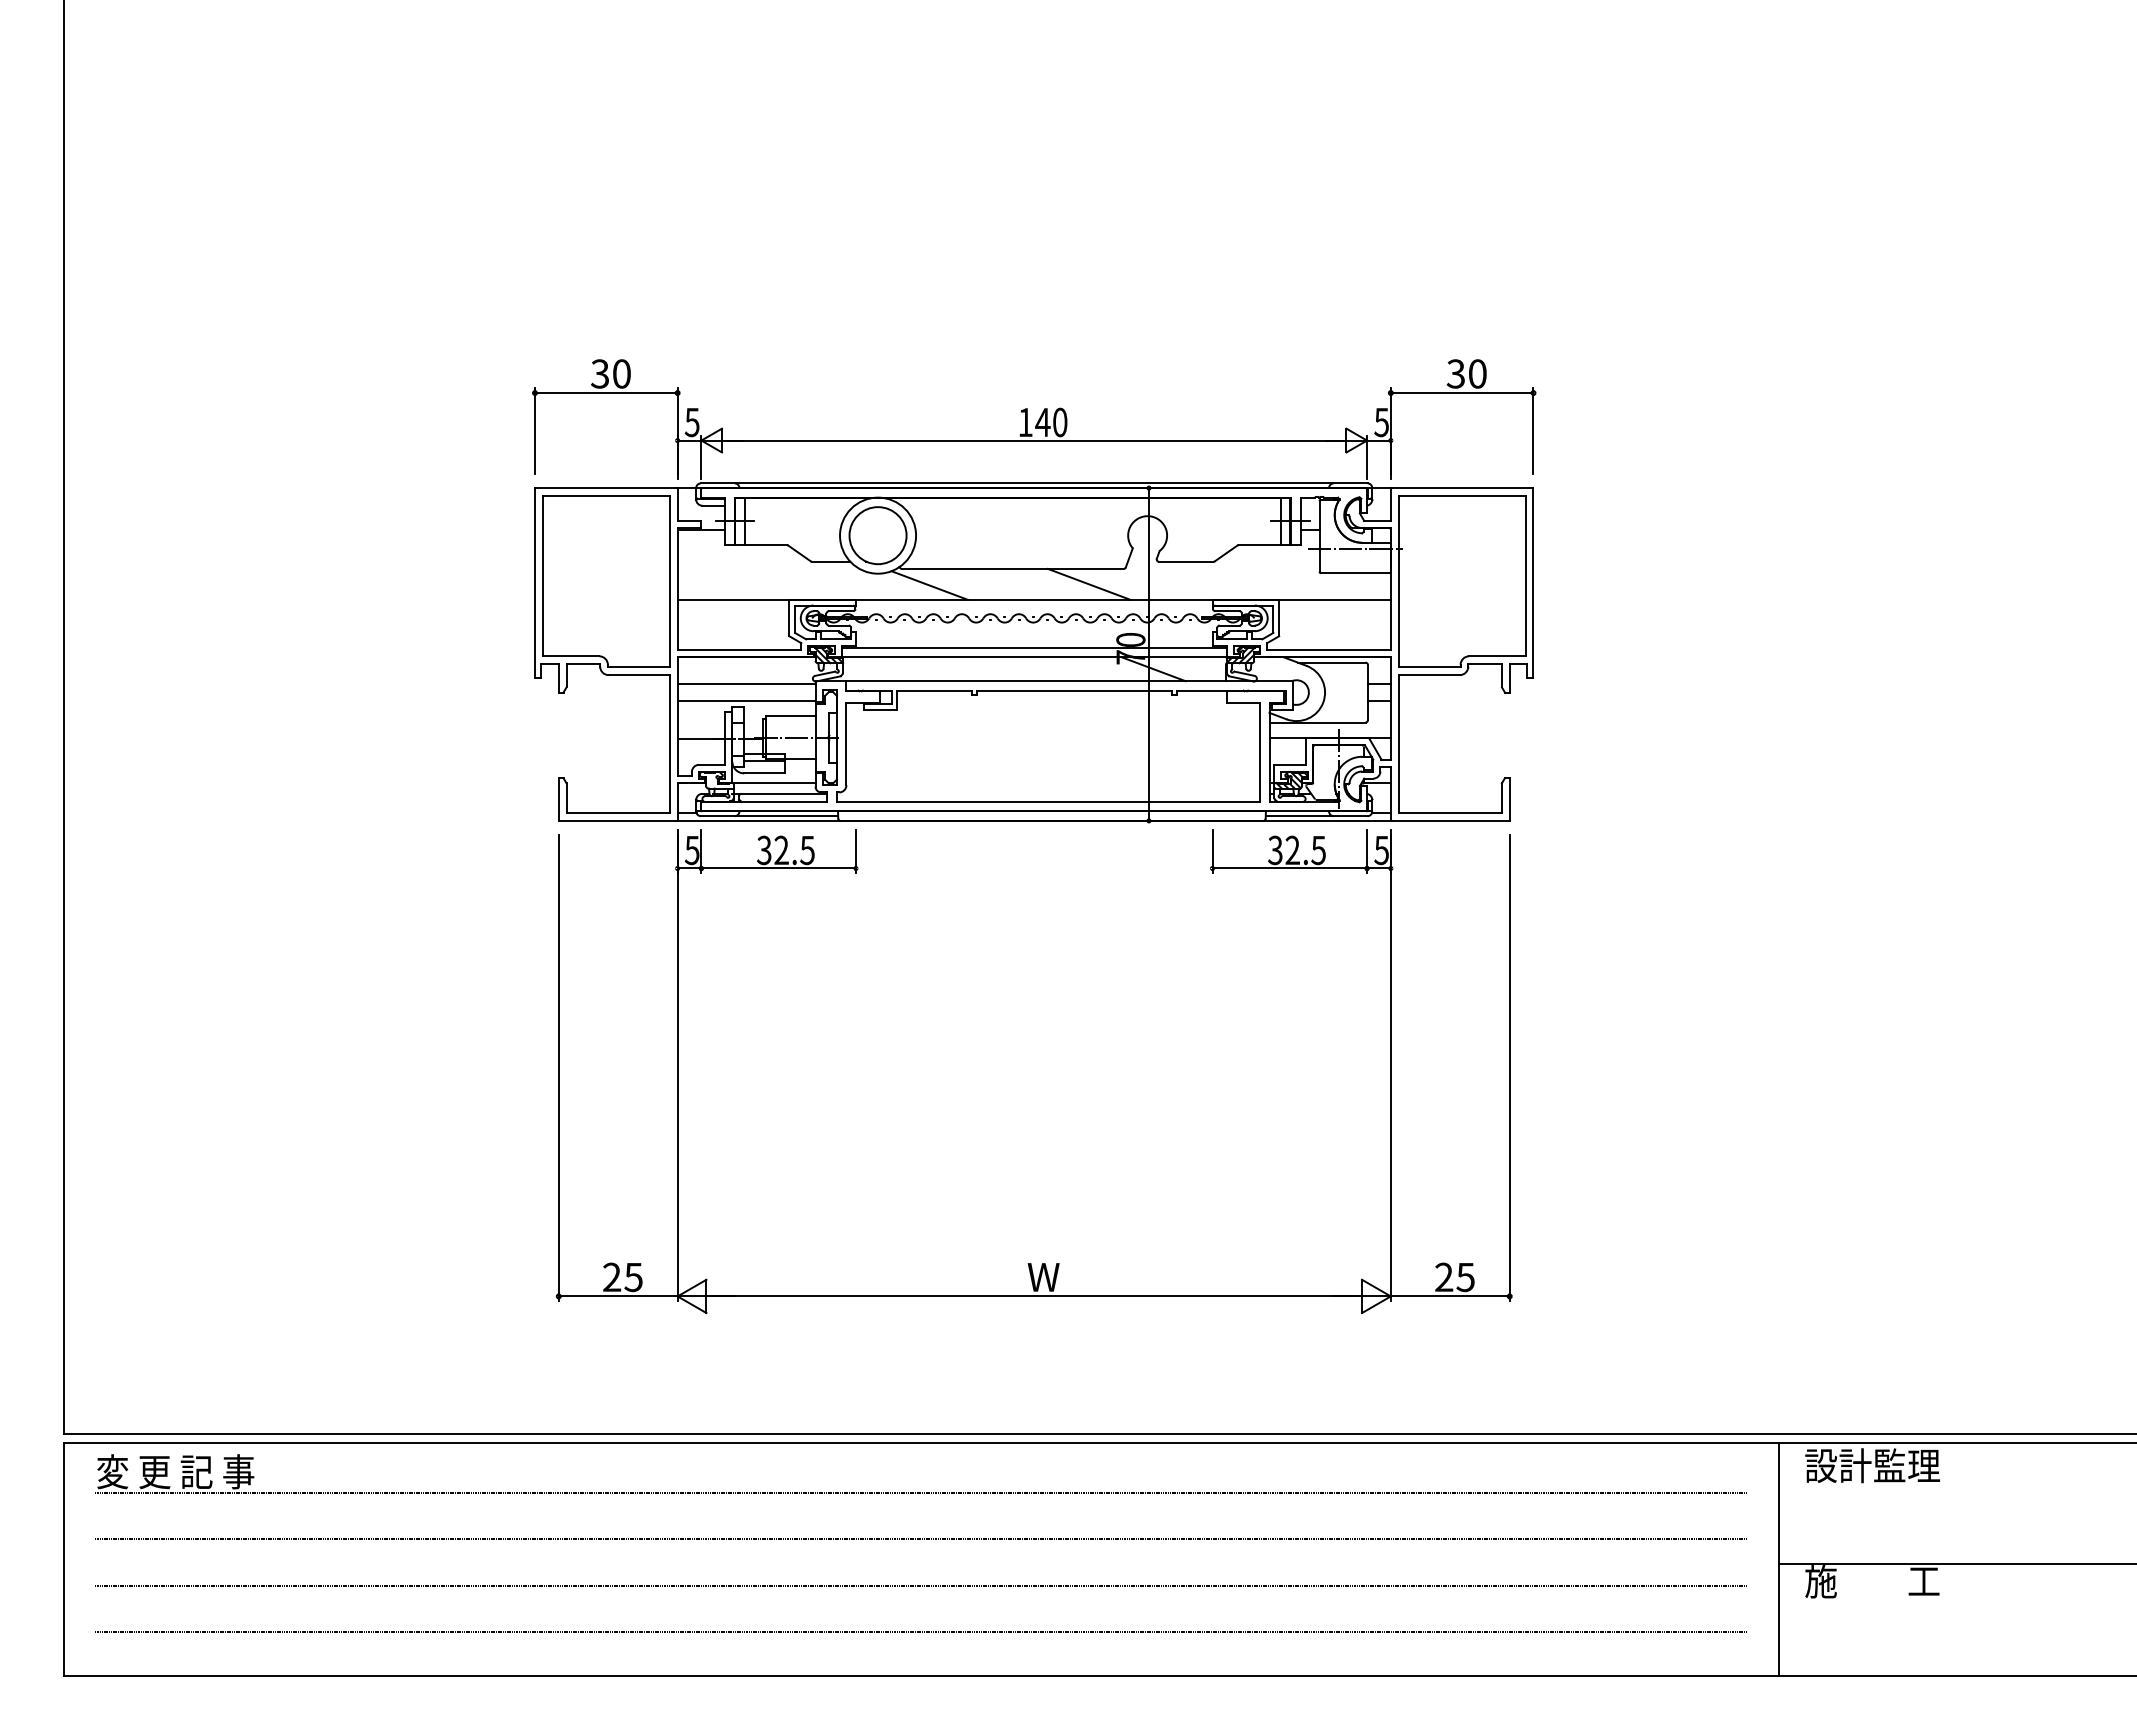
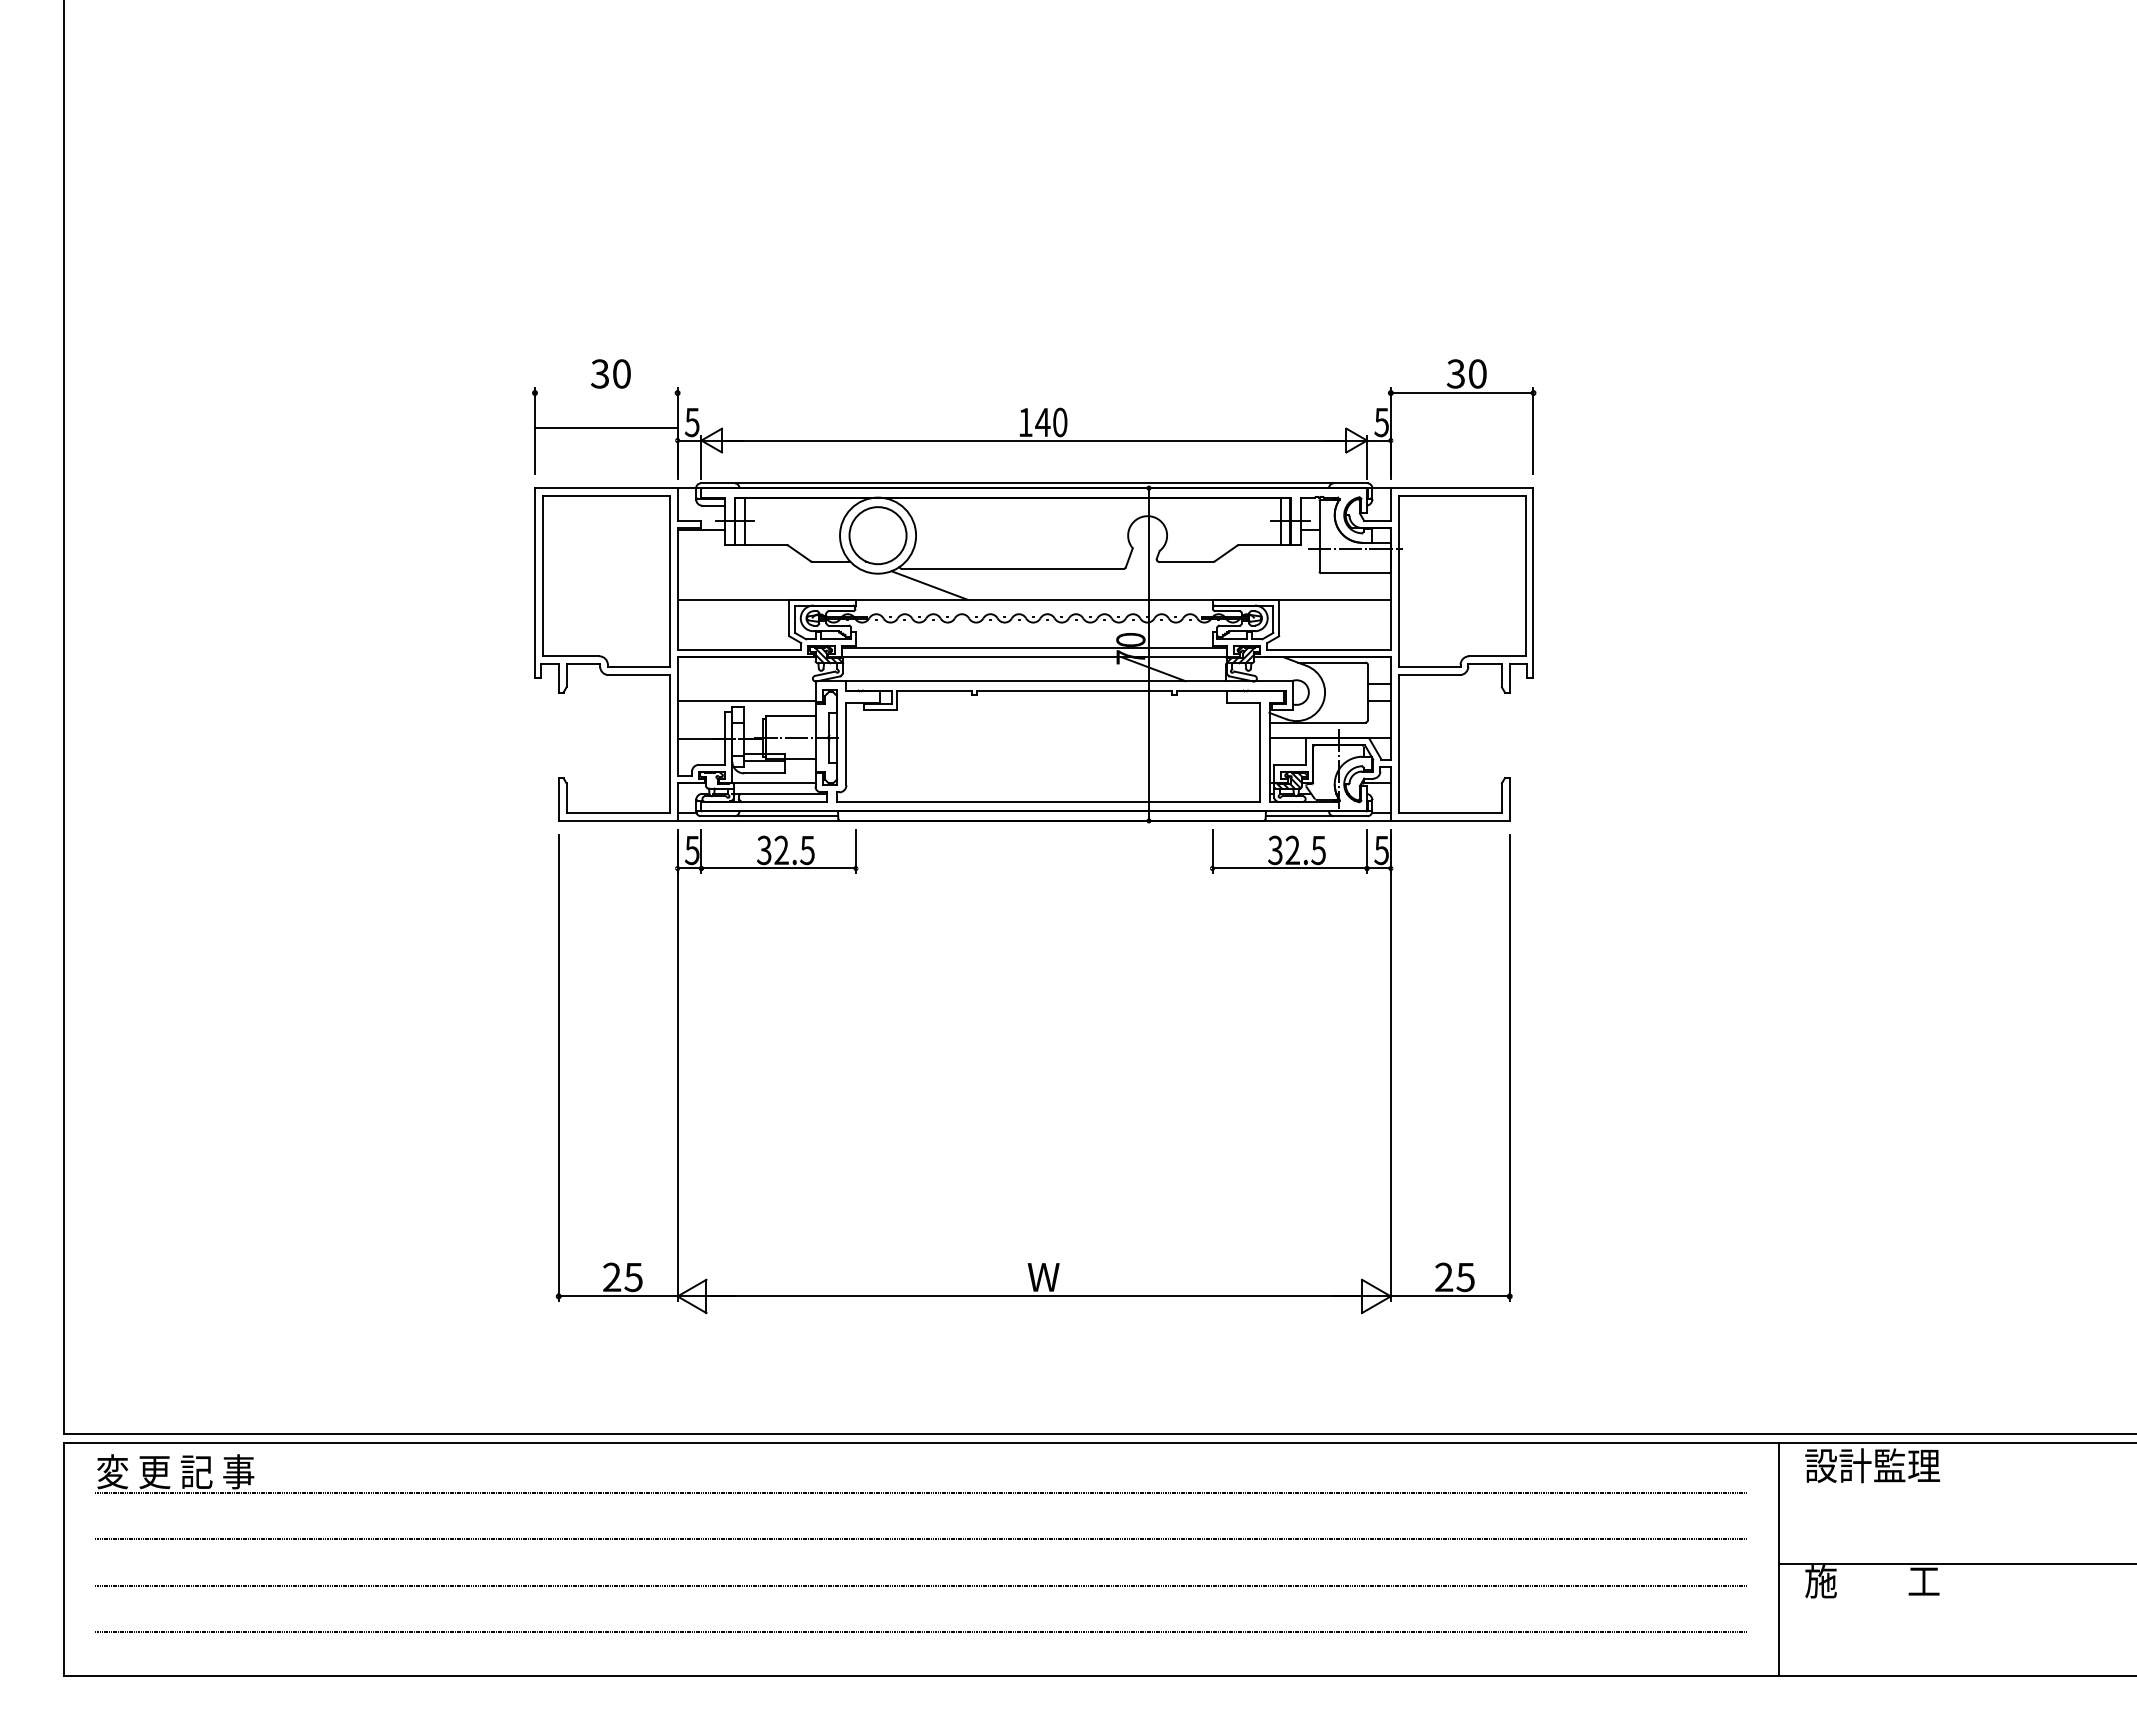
line position: (606, 393) -> (606, 428) (606, 428)
line: present -> none (1089, 583)
line: present -> none (746, 684)
